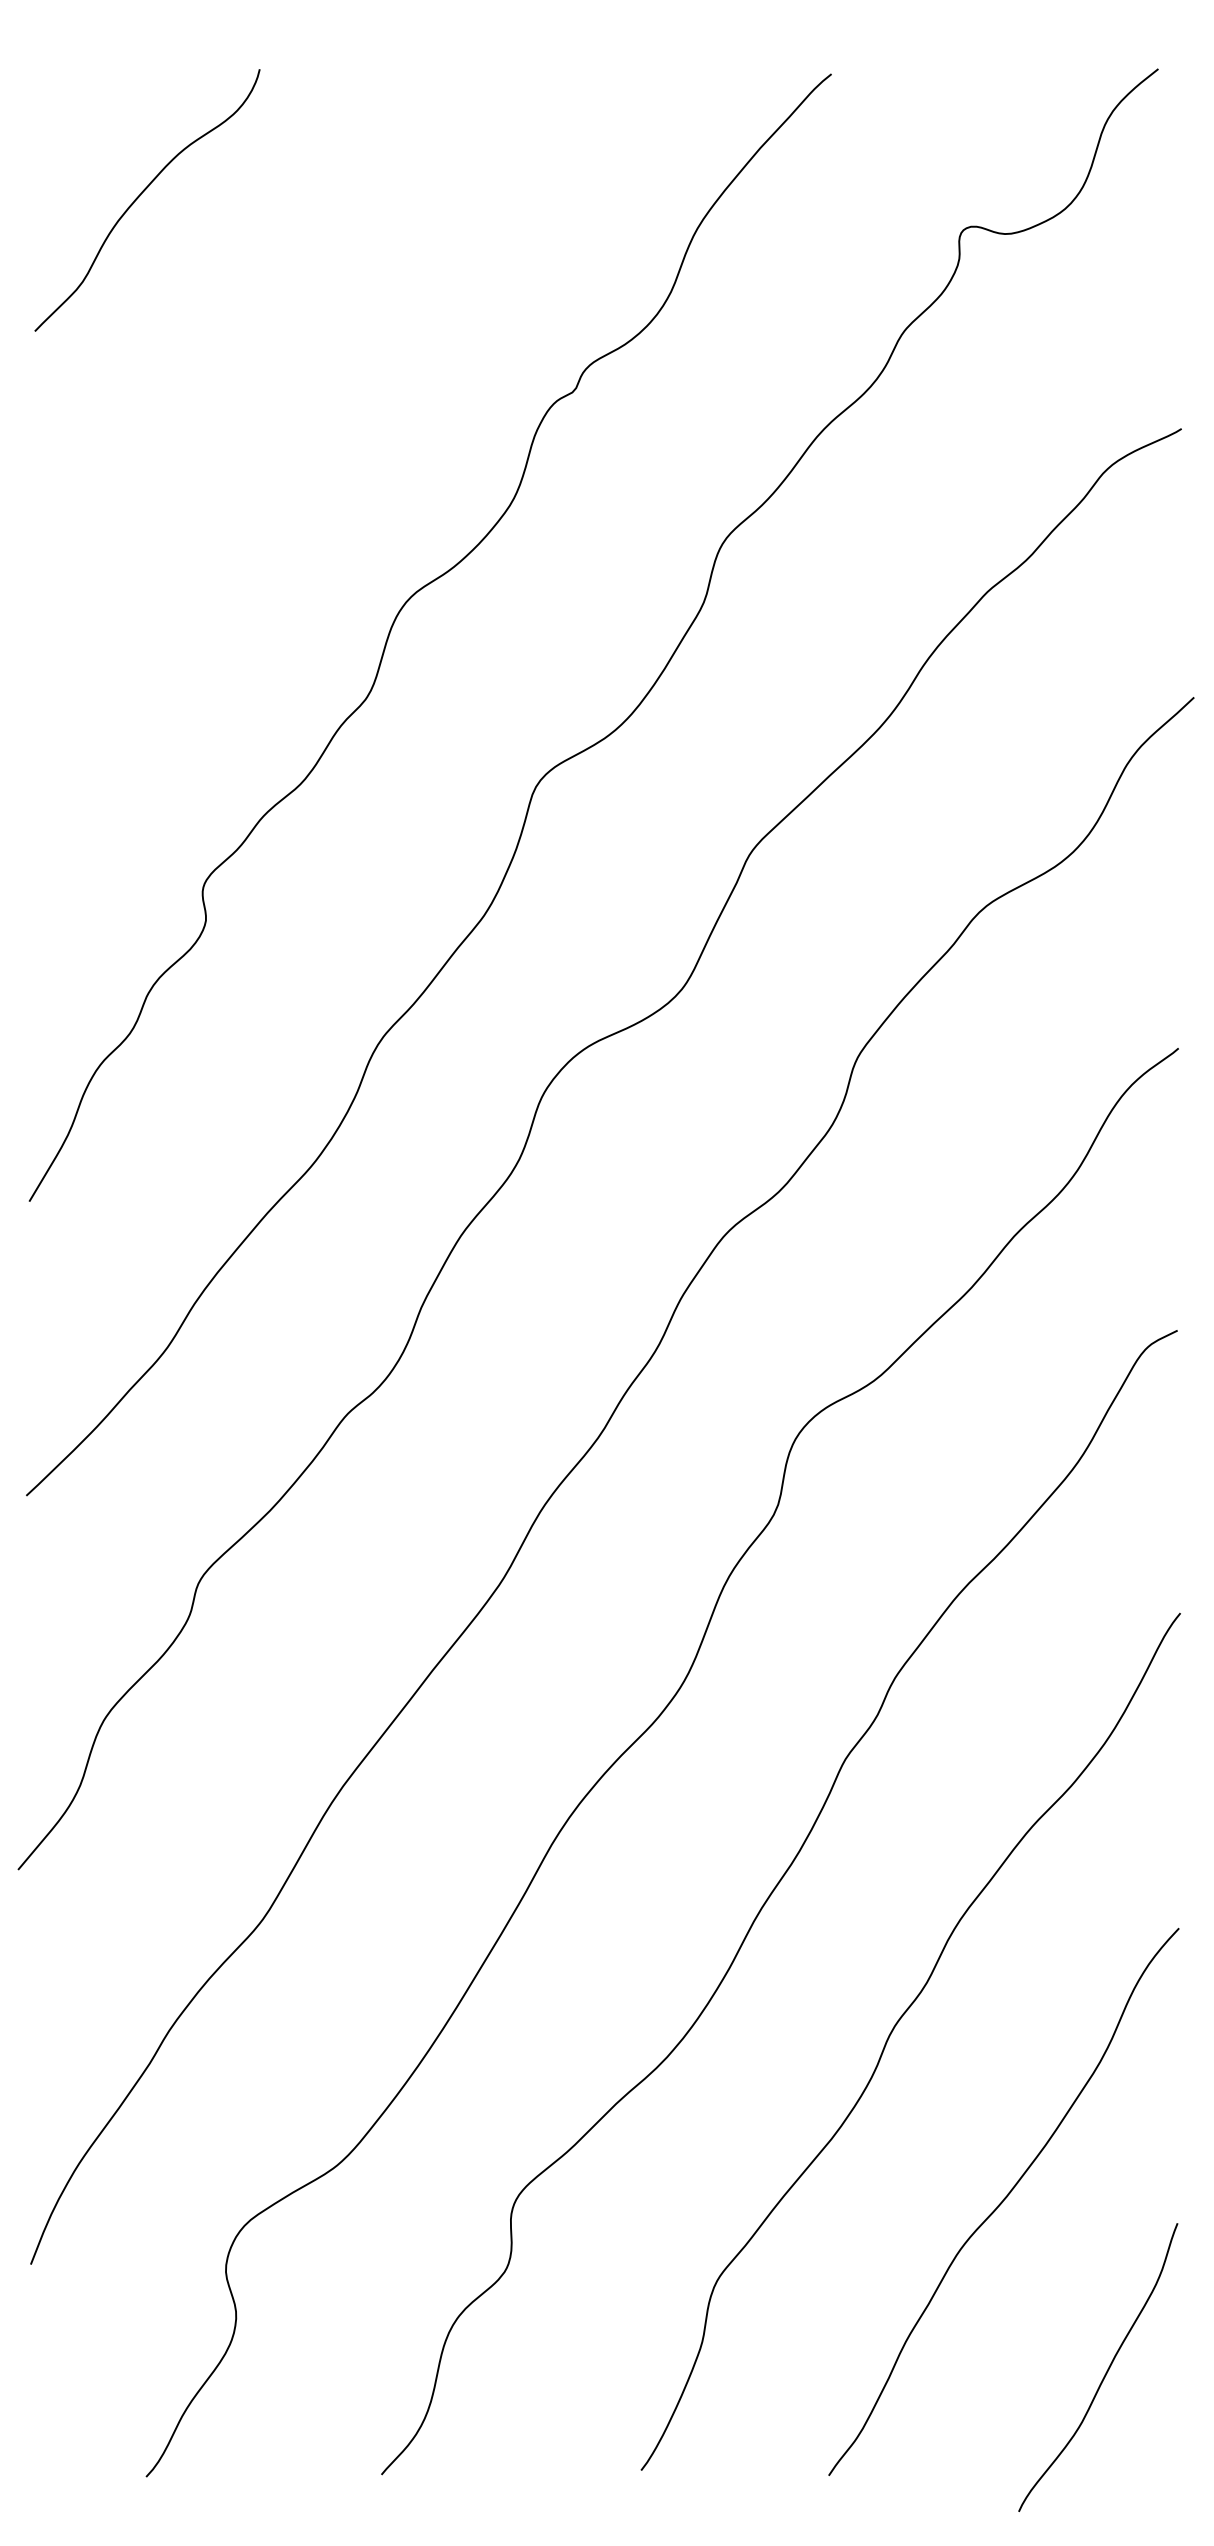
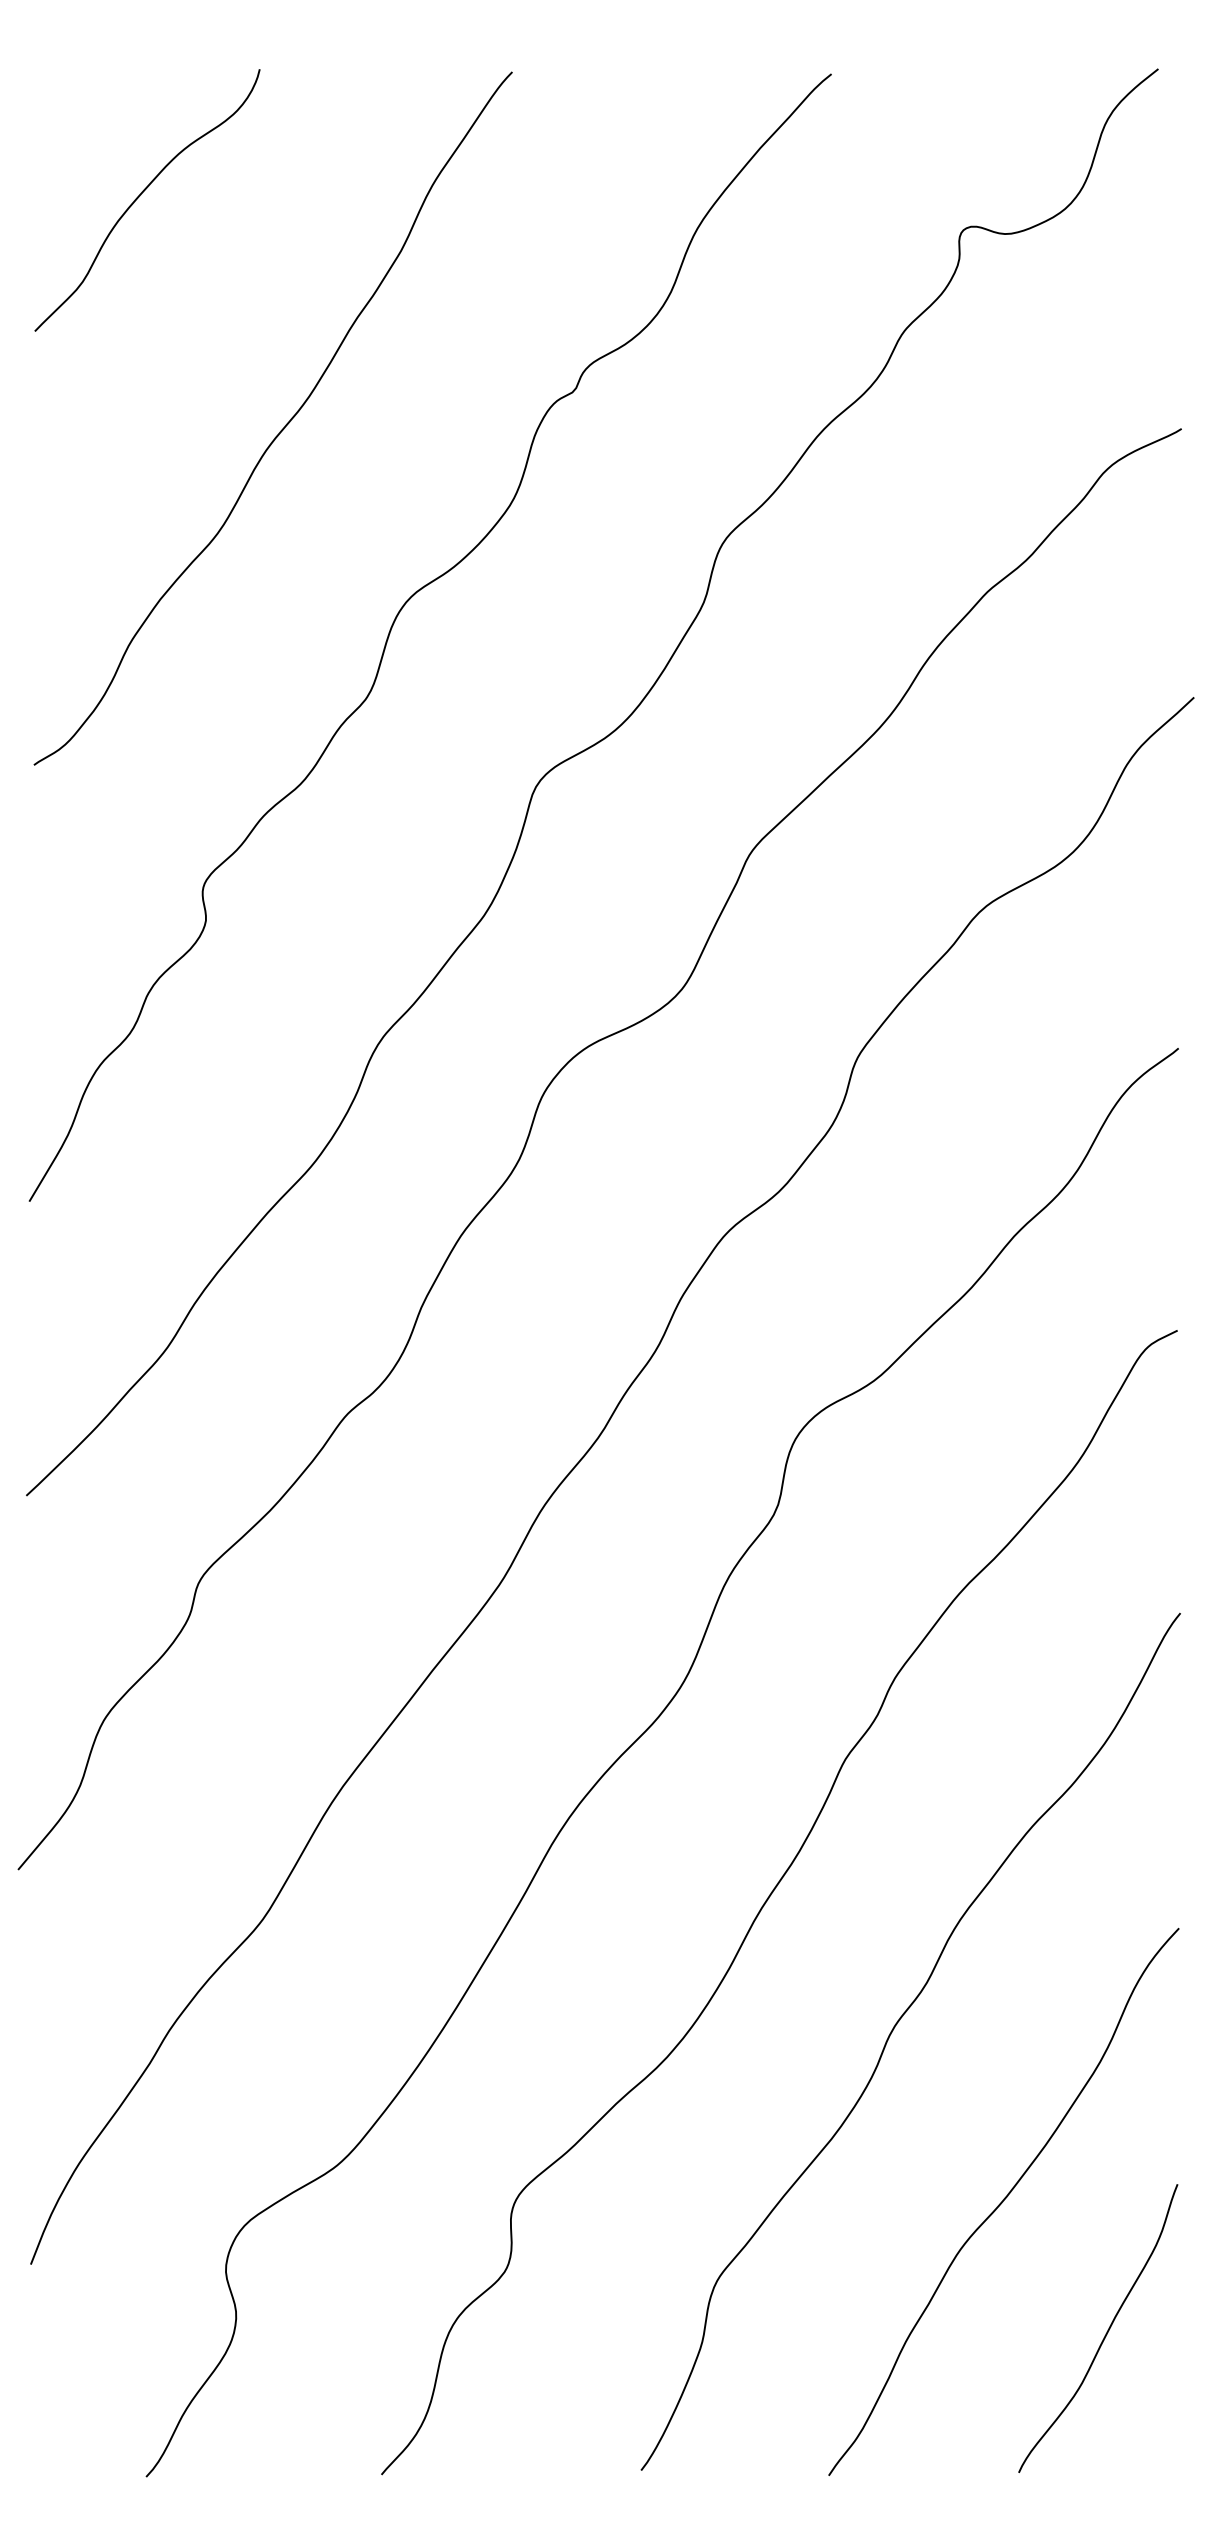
curve: none -> present (282, 428)
curve position: (1106, 2370) -> (1106, 2331) (1106, 2331)
